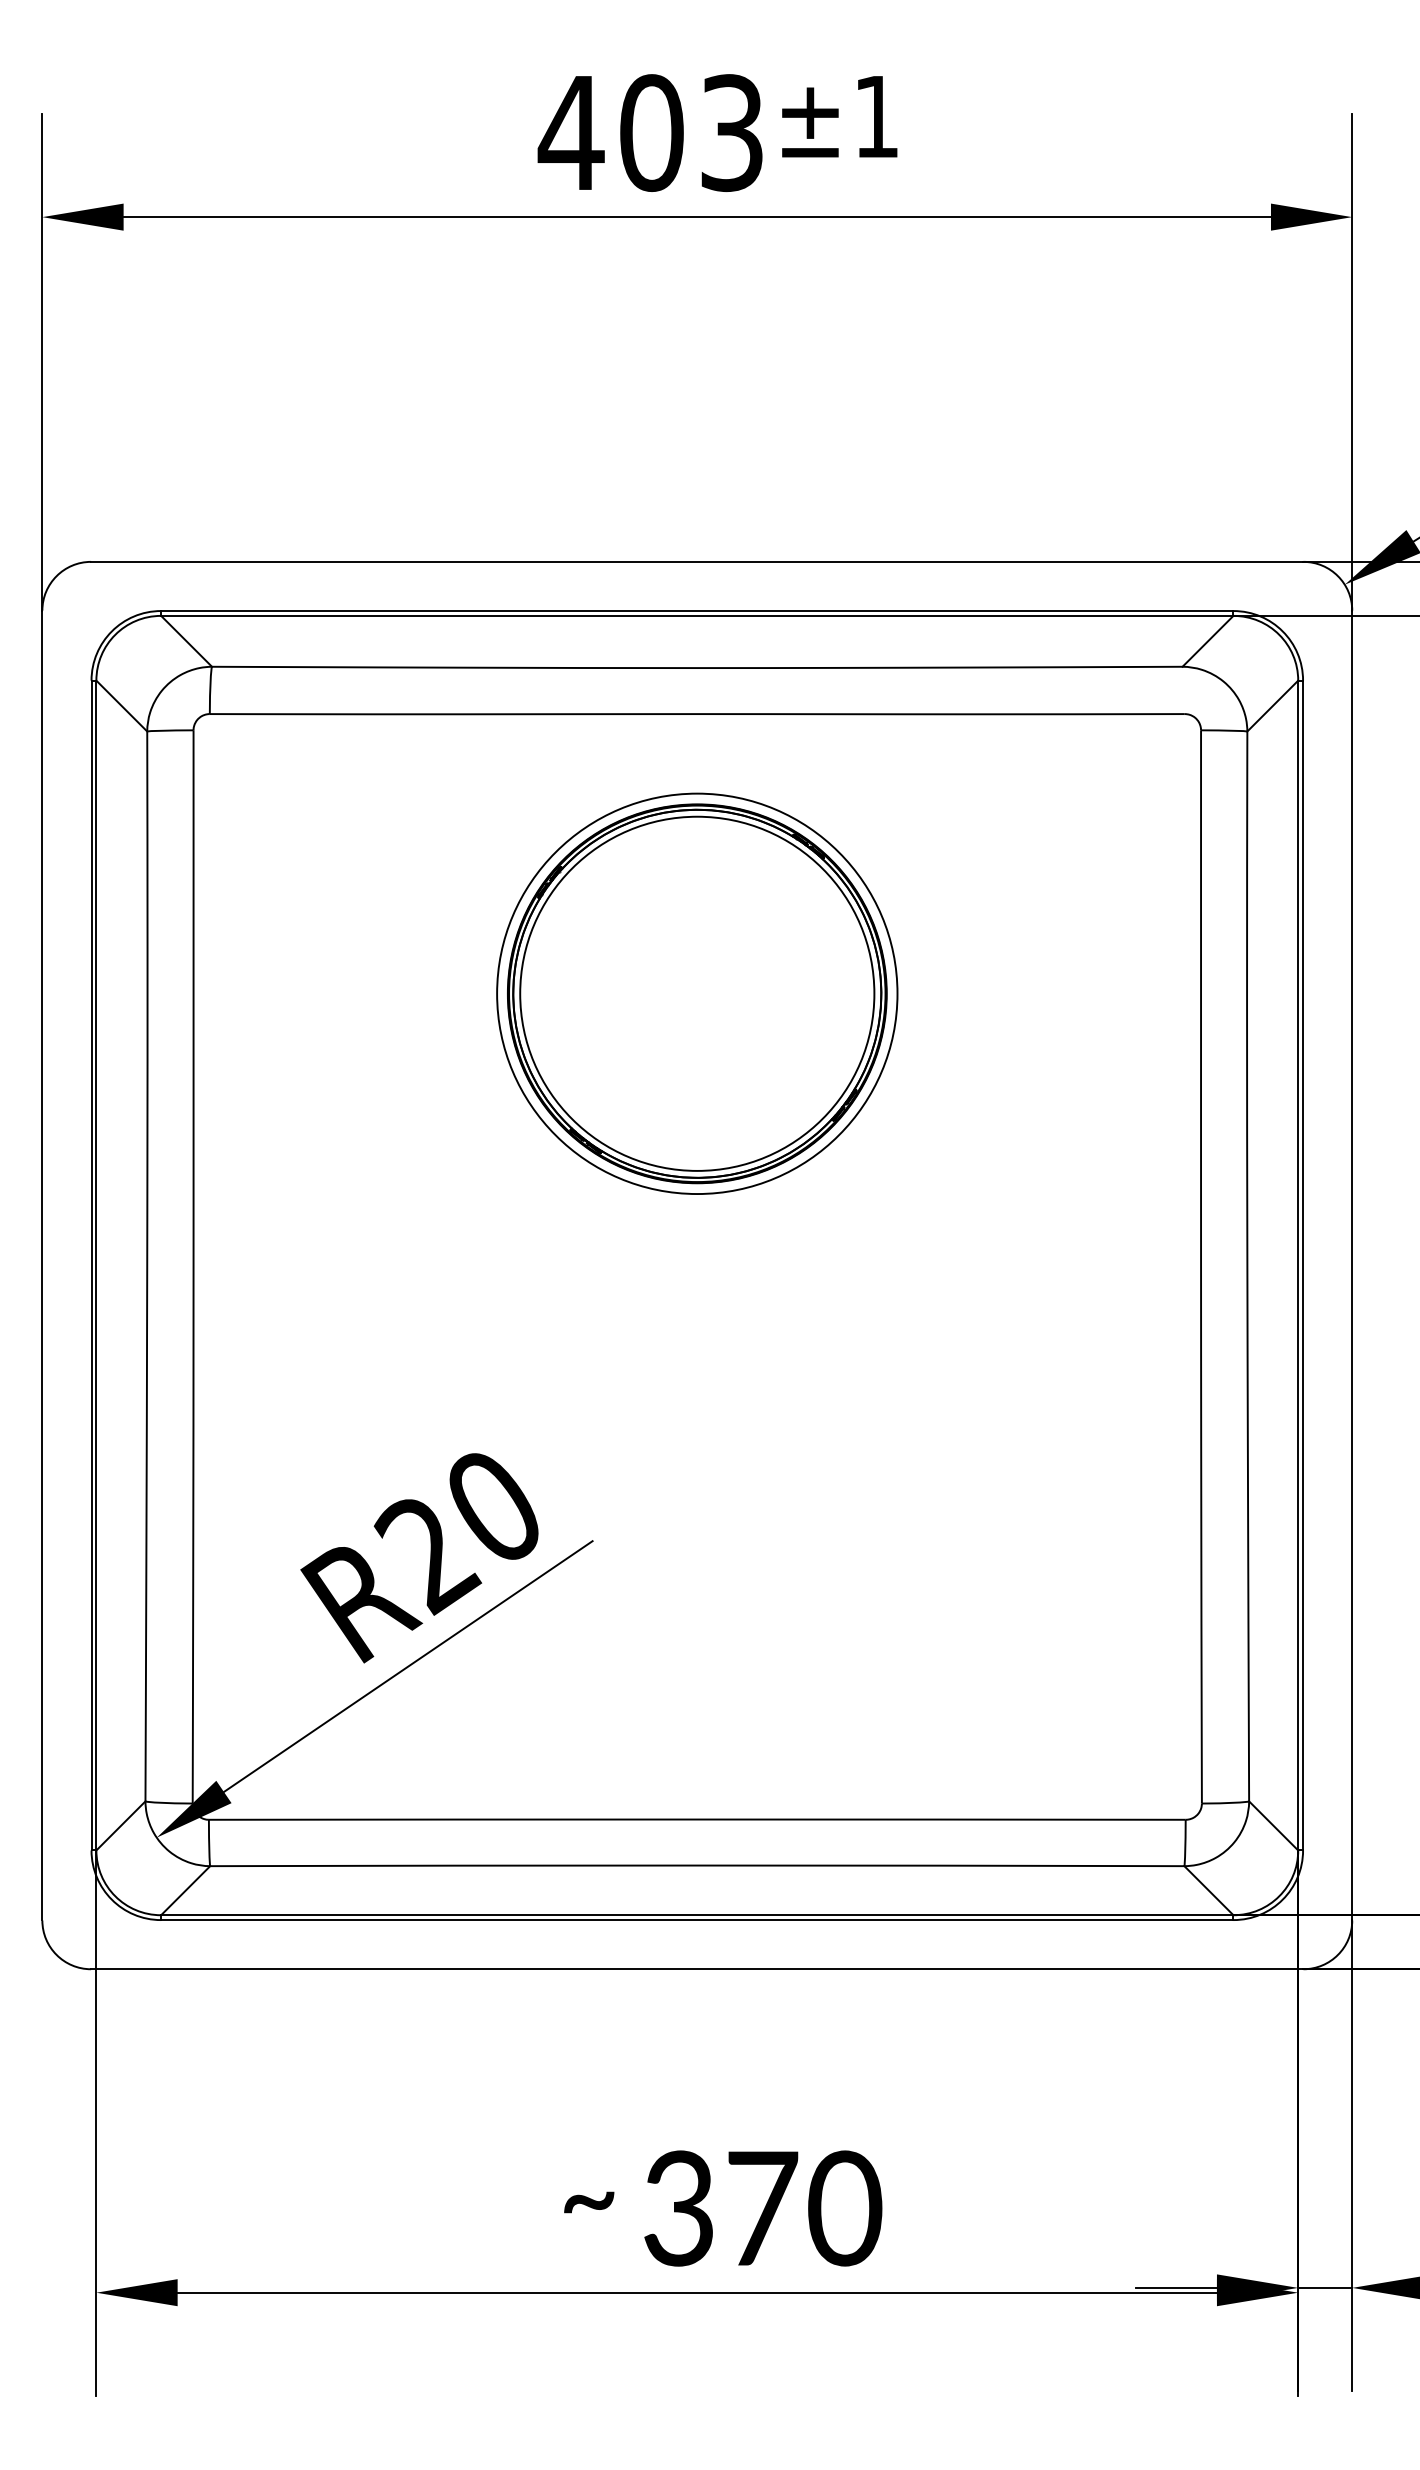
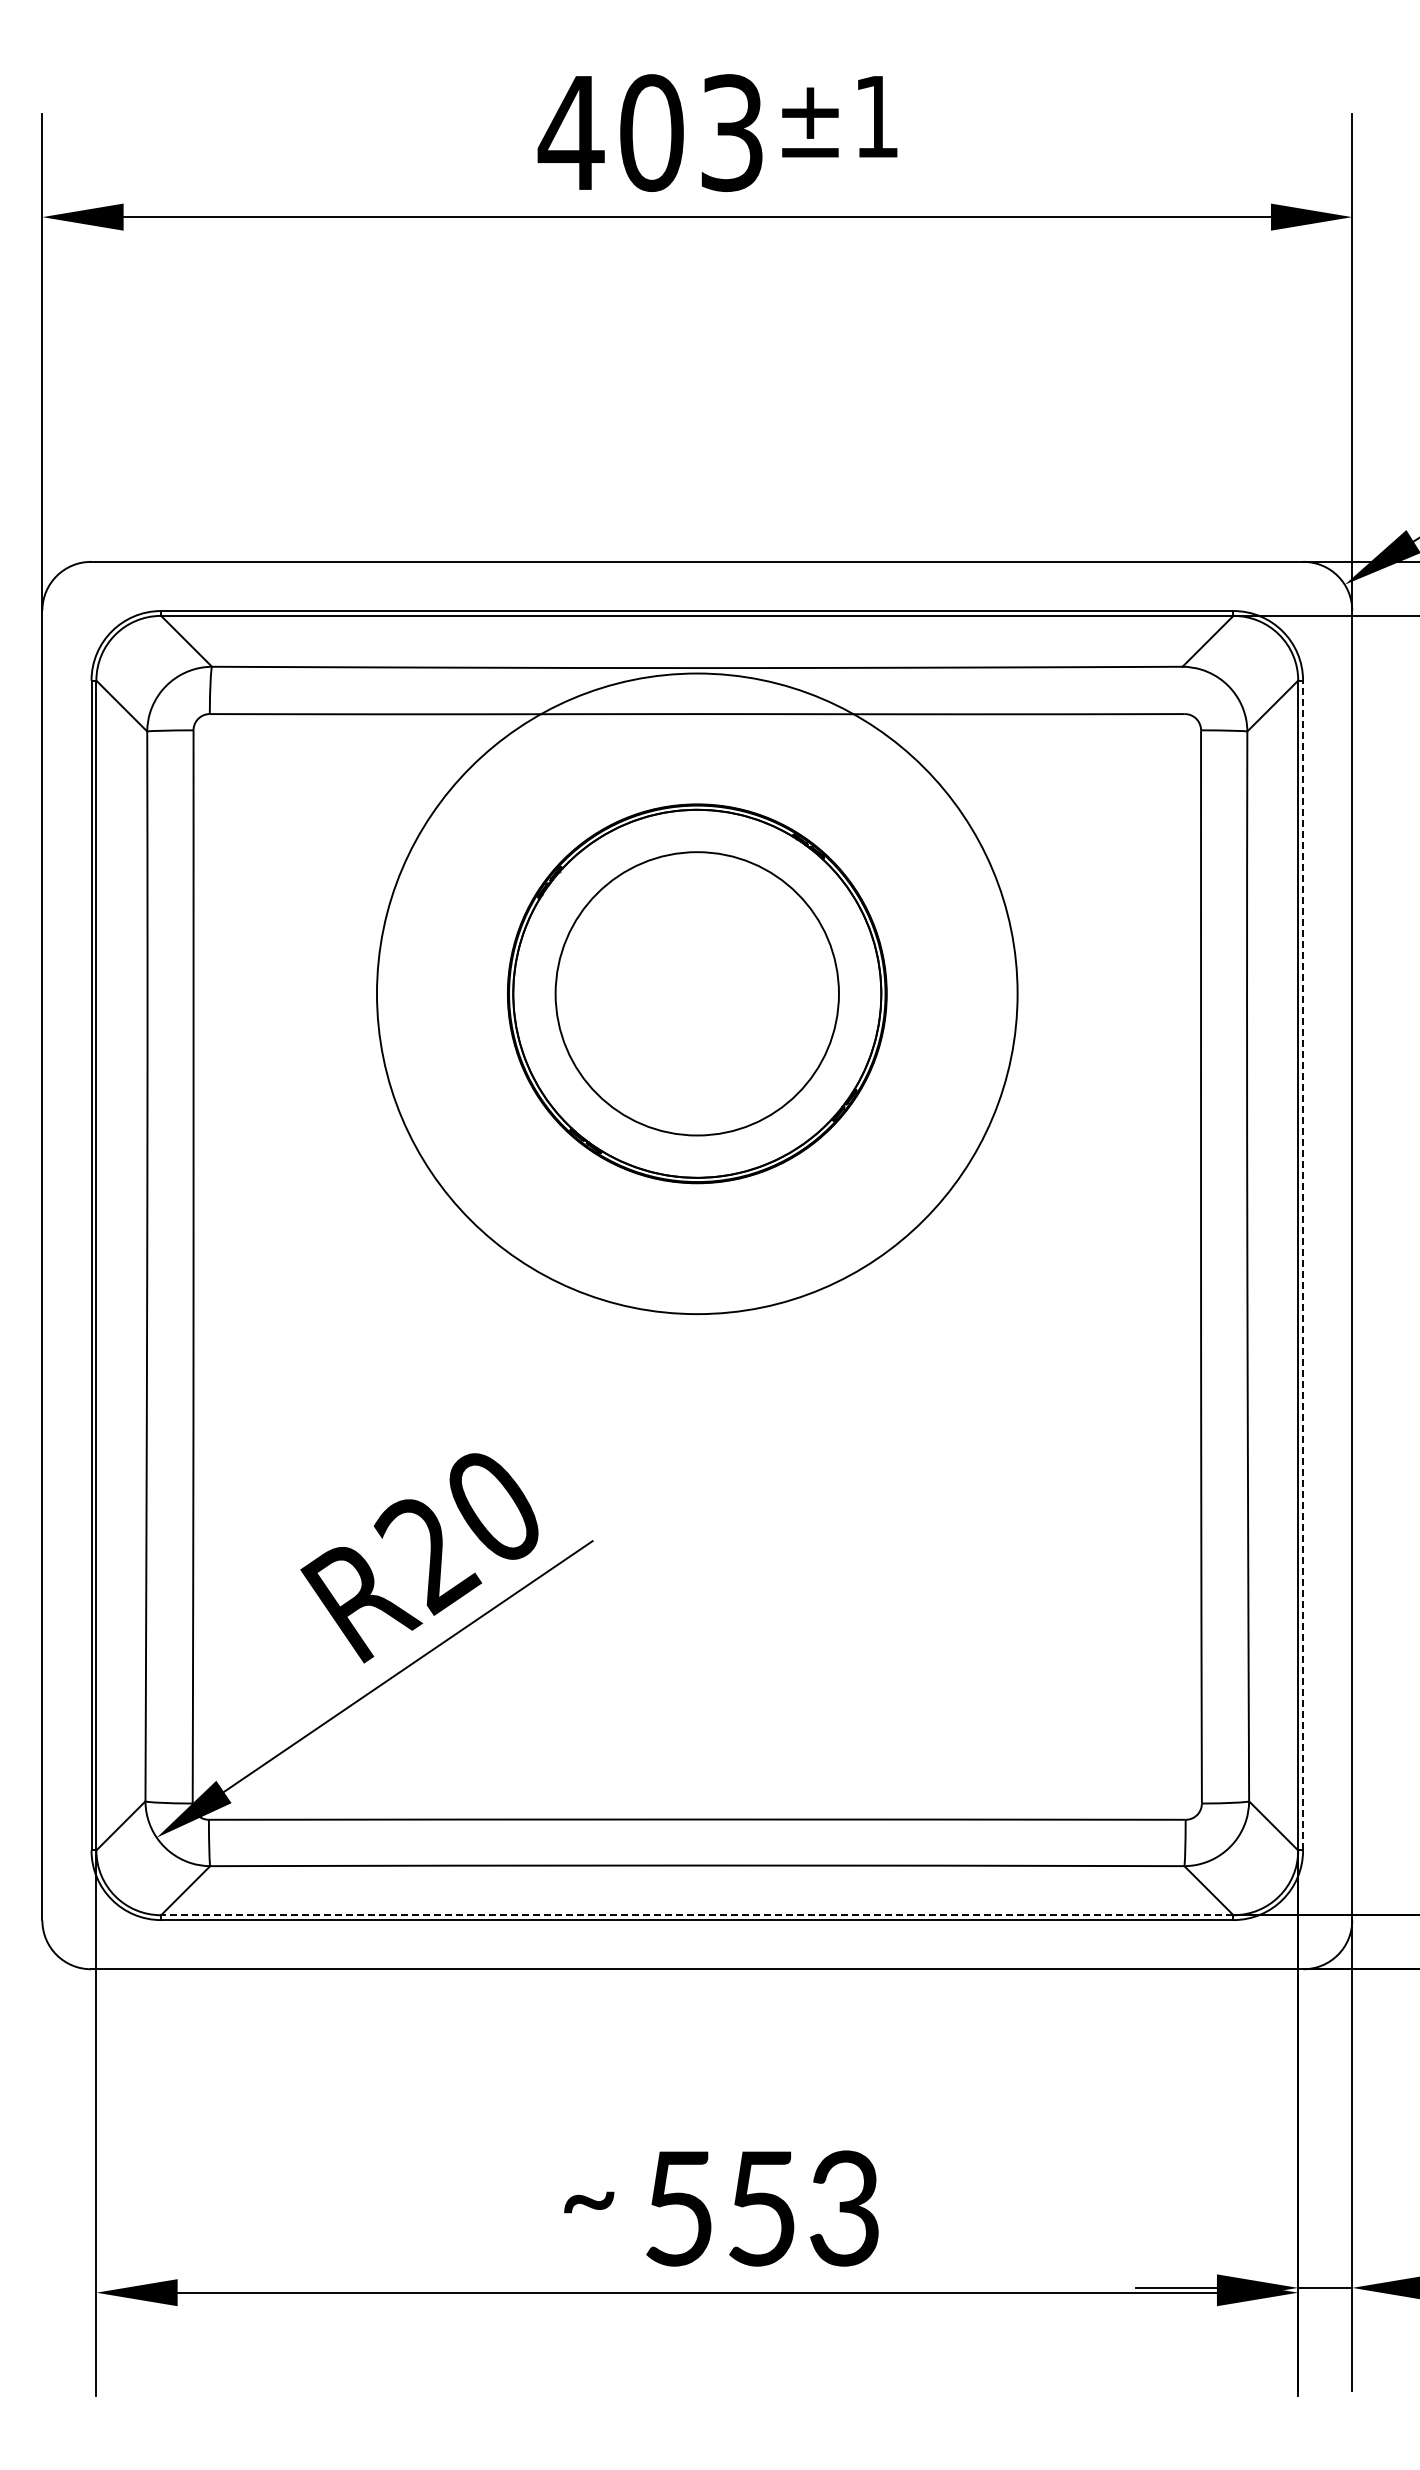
circle diameter: 354 px -> 283 px (696, 993)
circle diameter: 400 px -> 641 px (697, 993)
line: solid -> dashed (1303, 1265)
line: solid -> dashed (696, 1915)
text: 370 -> 553 (763, 2208)
